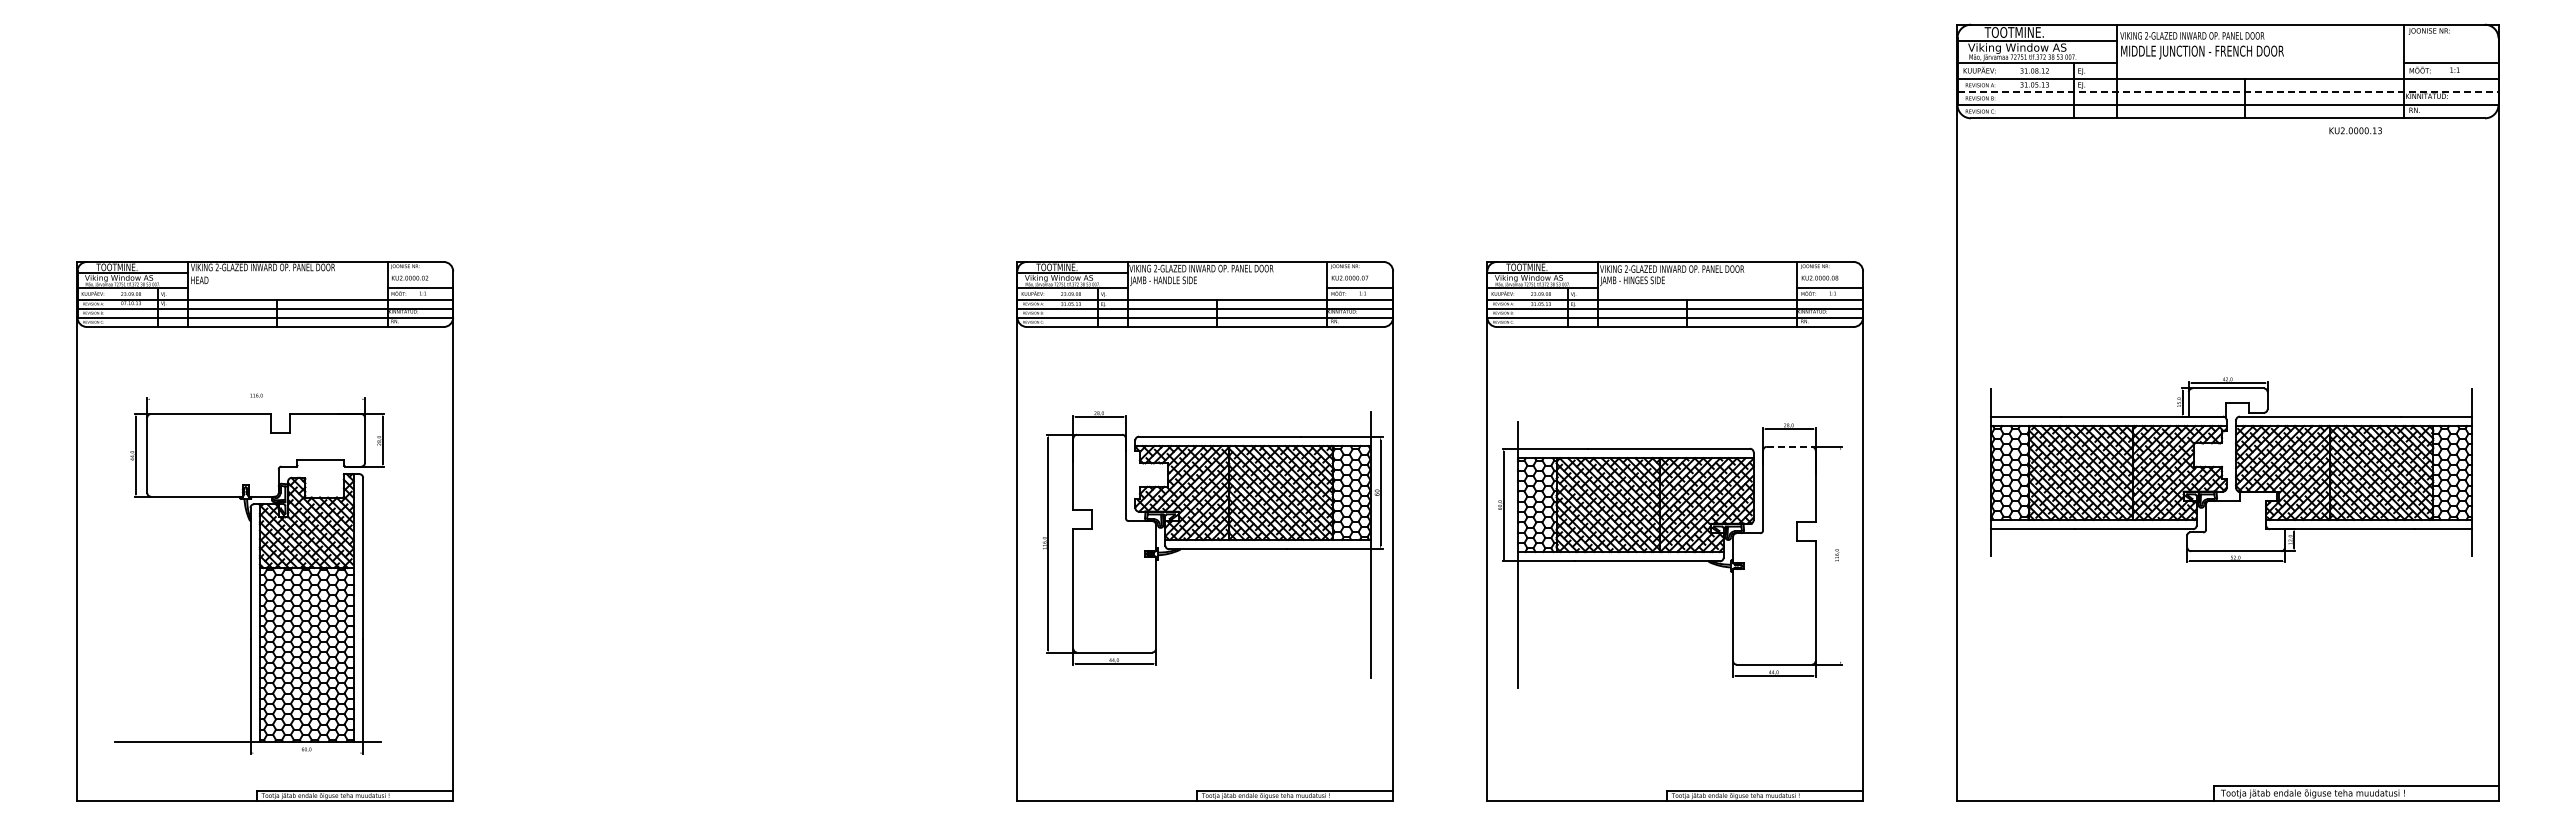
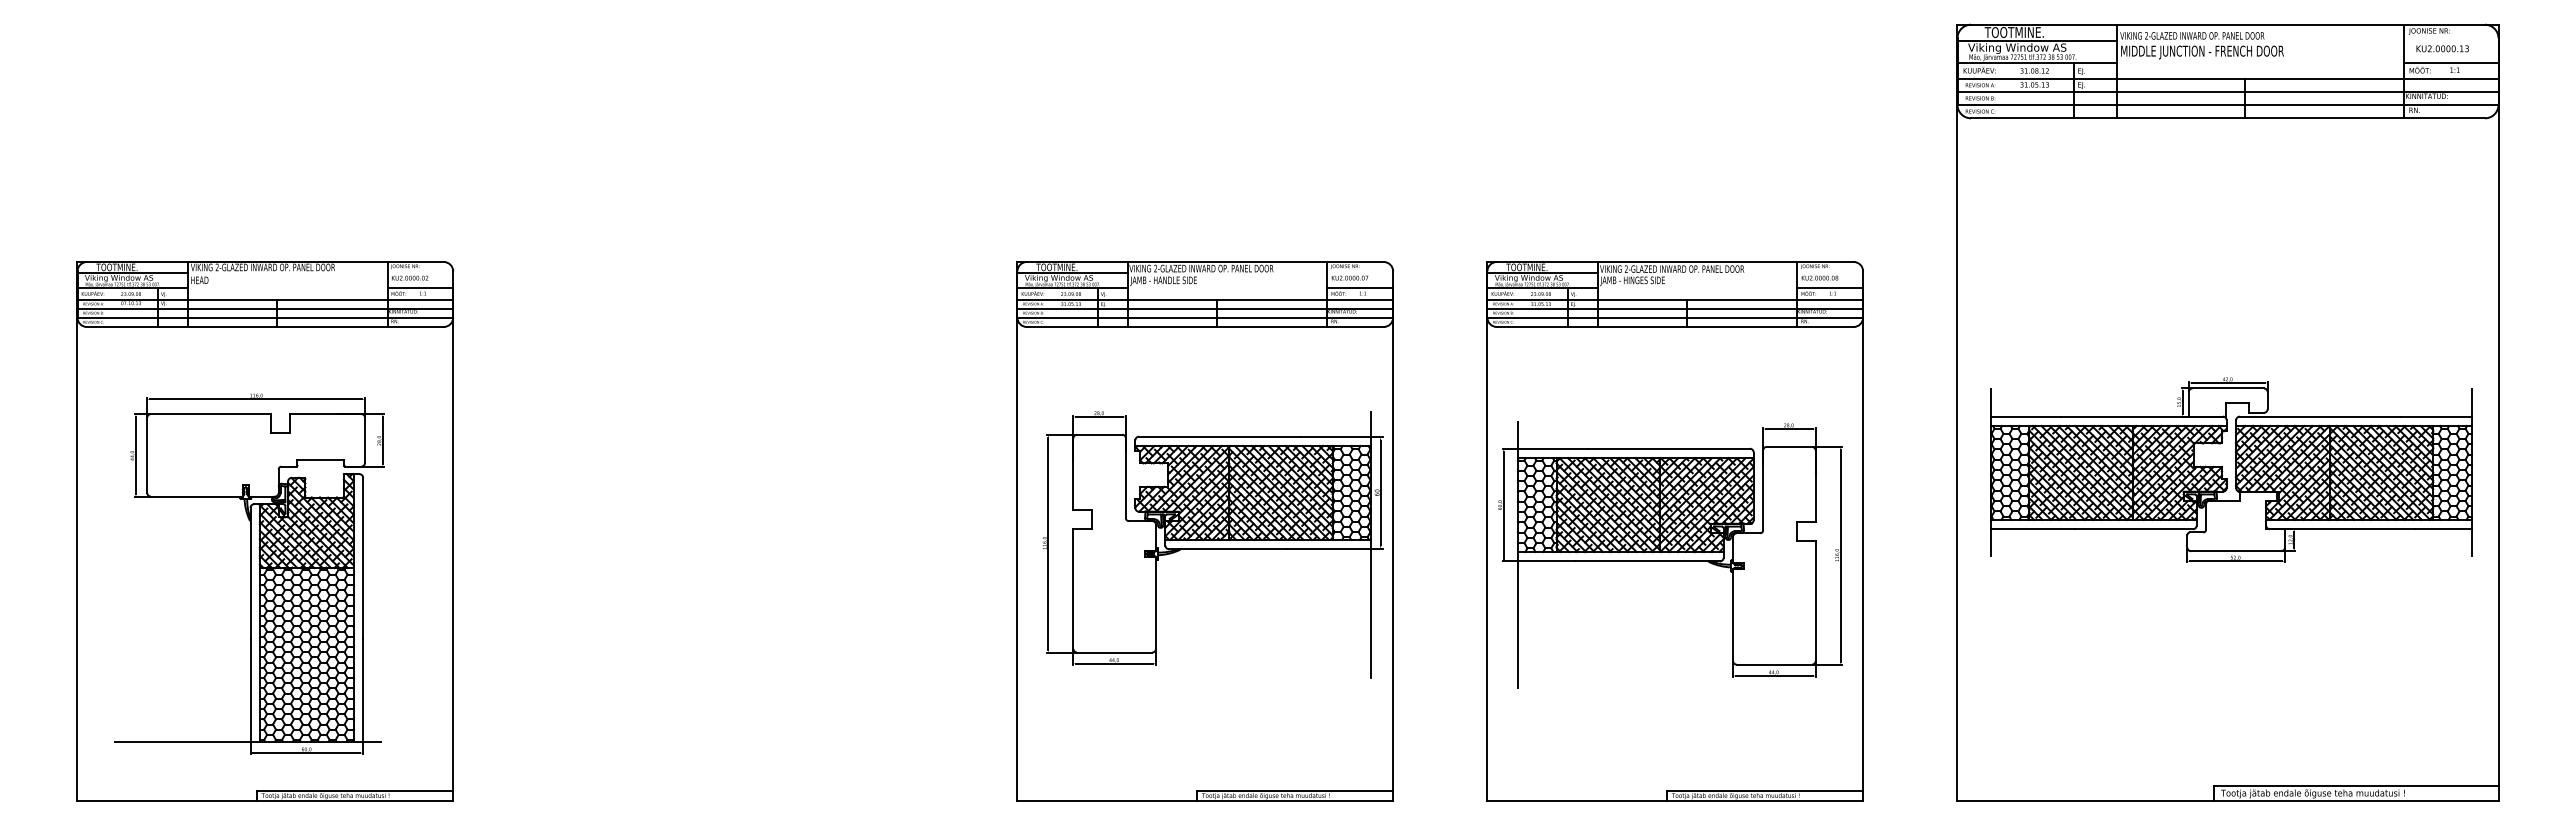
line: dashed -> solid (2228, 91)
text position: (2355, 130) -> (2442, 48) (2442, 48)
line: none -> present (256, 399)
line: dashed -> solid (1789, 446)
line: none -> present (1840, 555)
line: none -> present (306, 753)
